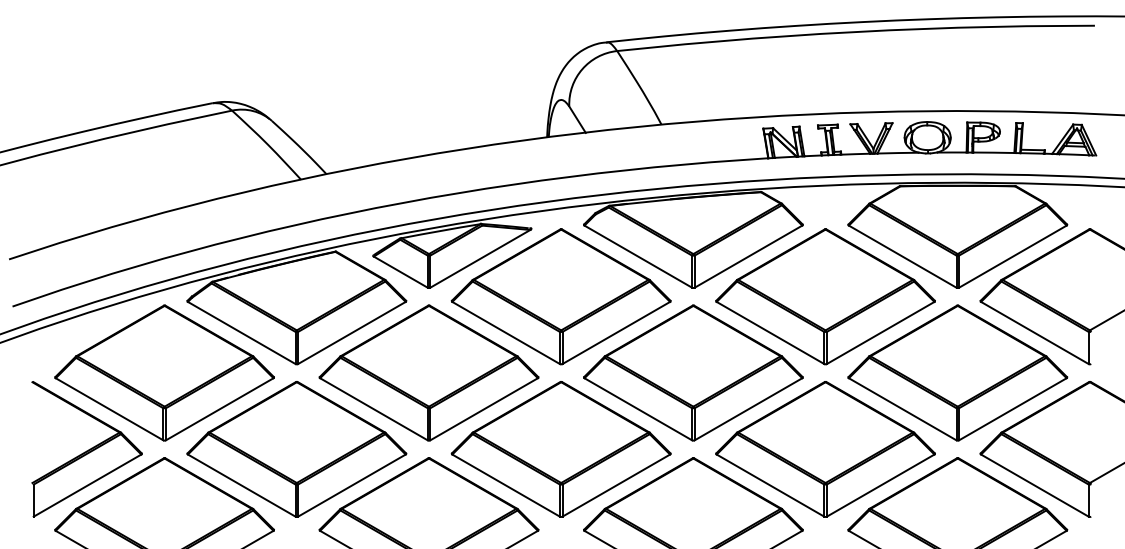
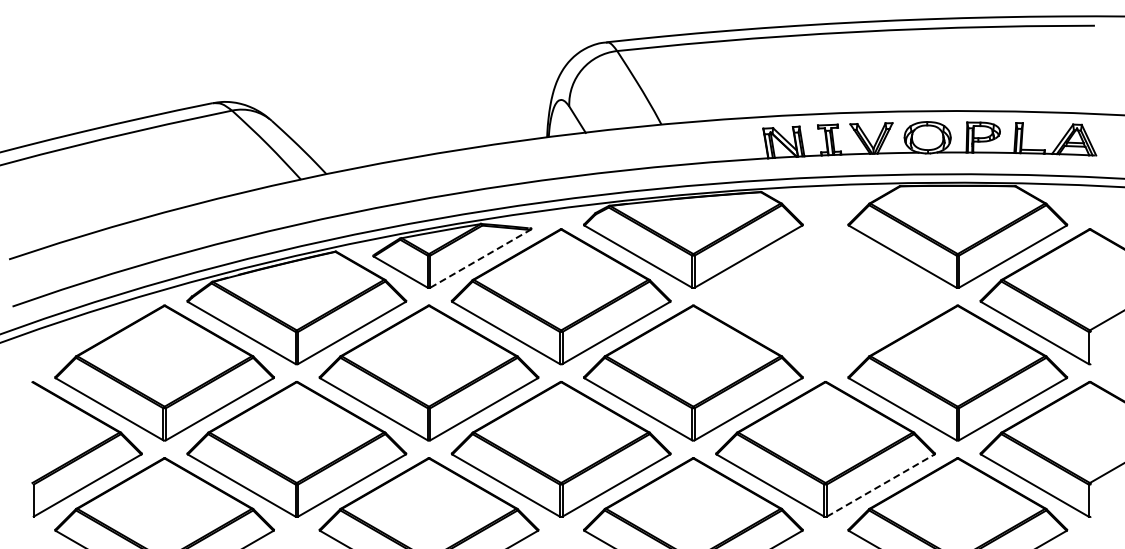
line: solid -> dashed (480, 258)
part: present -> none (825, 296)
line: solid -> dashed (881, 485)
